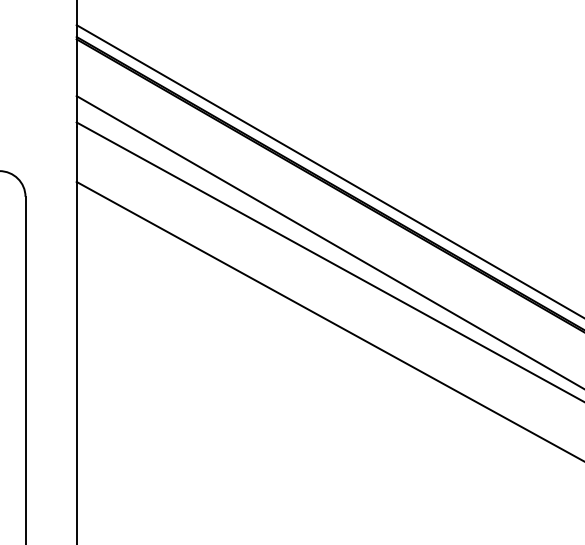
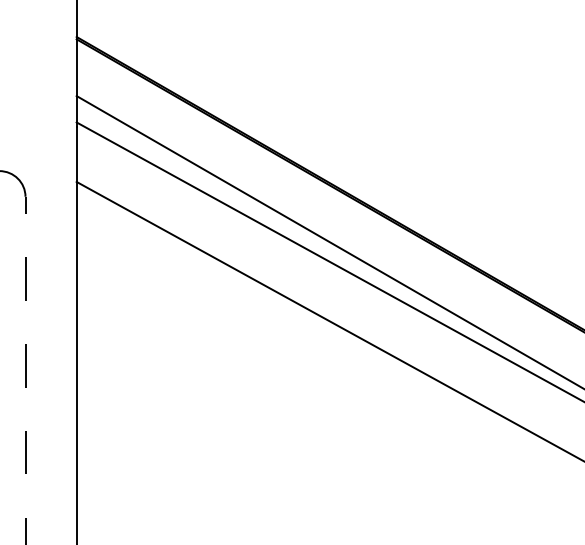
line: present -> none (328, 170)
line: solid -> dashed (25, 370)
